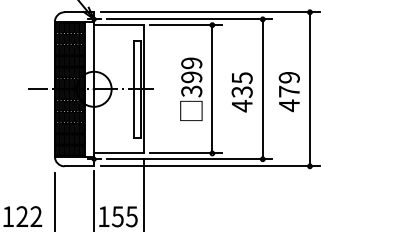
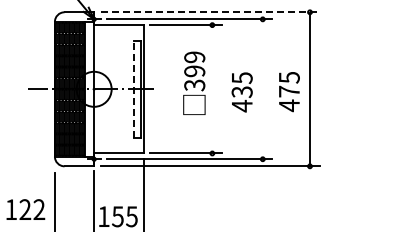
line: solid -> dashed (210, 12)
text: 479 -> 475 (288, 77)
line: solid -> dashed (134, 88)
text position: (191, 88) -> (194, 82) (194, 82)
line: present -> none (212, 88)
line: present -> none (262, 89)
text position: (22, 216) -> (25, 209) (25, 209)
